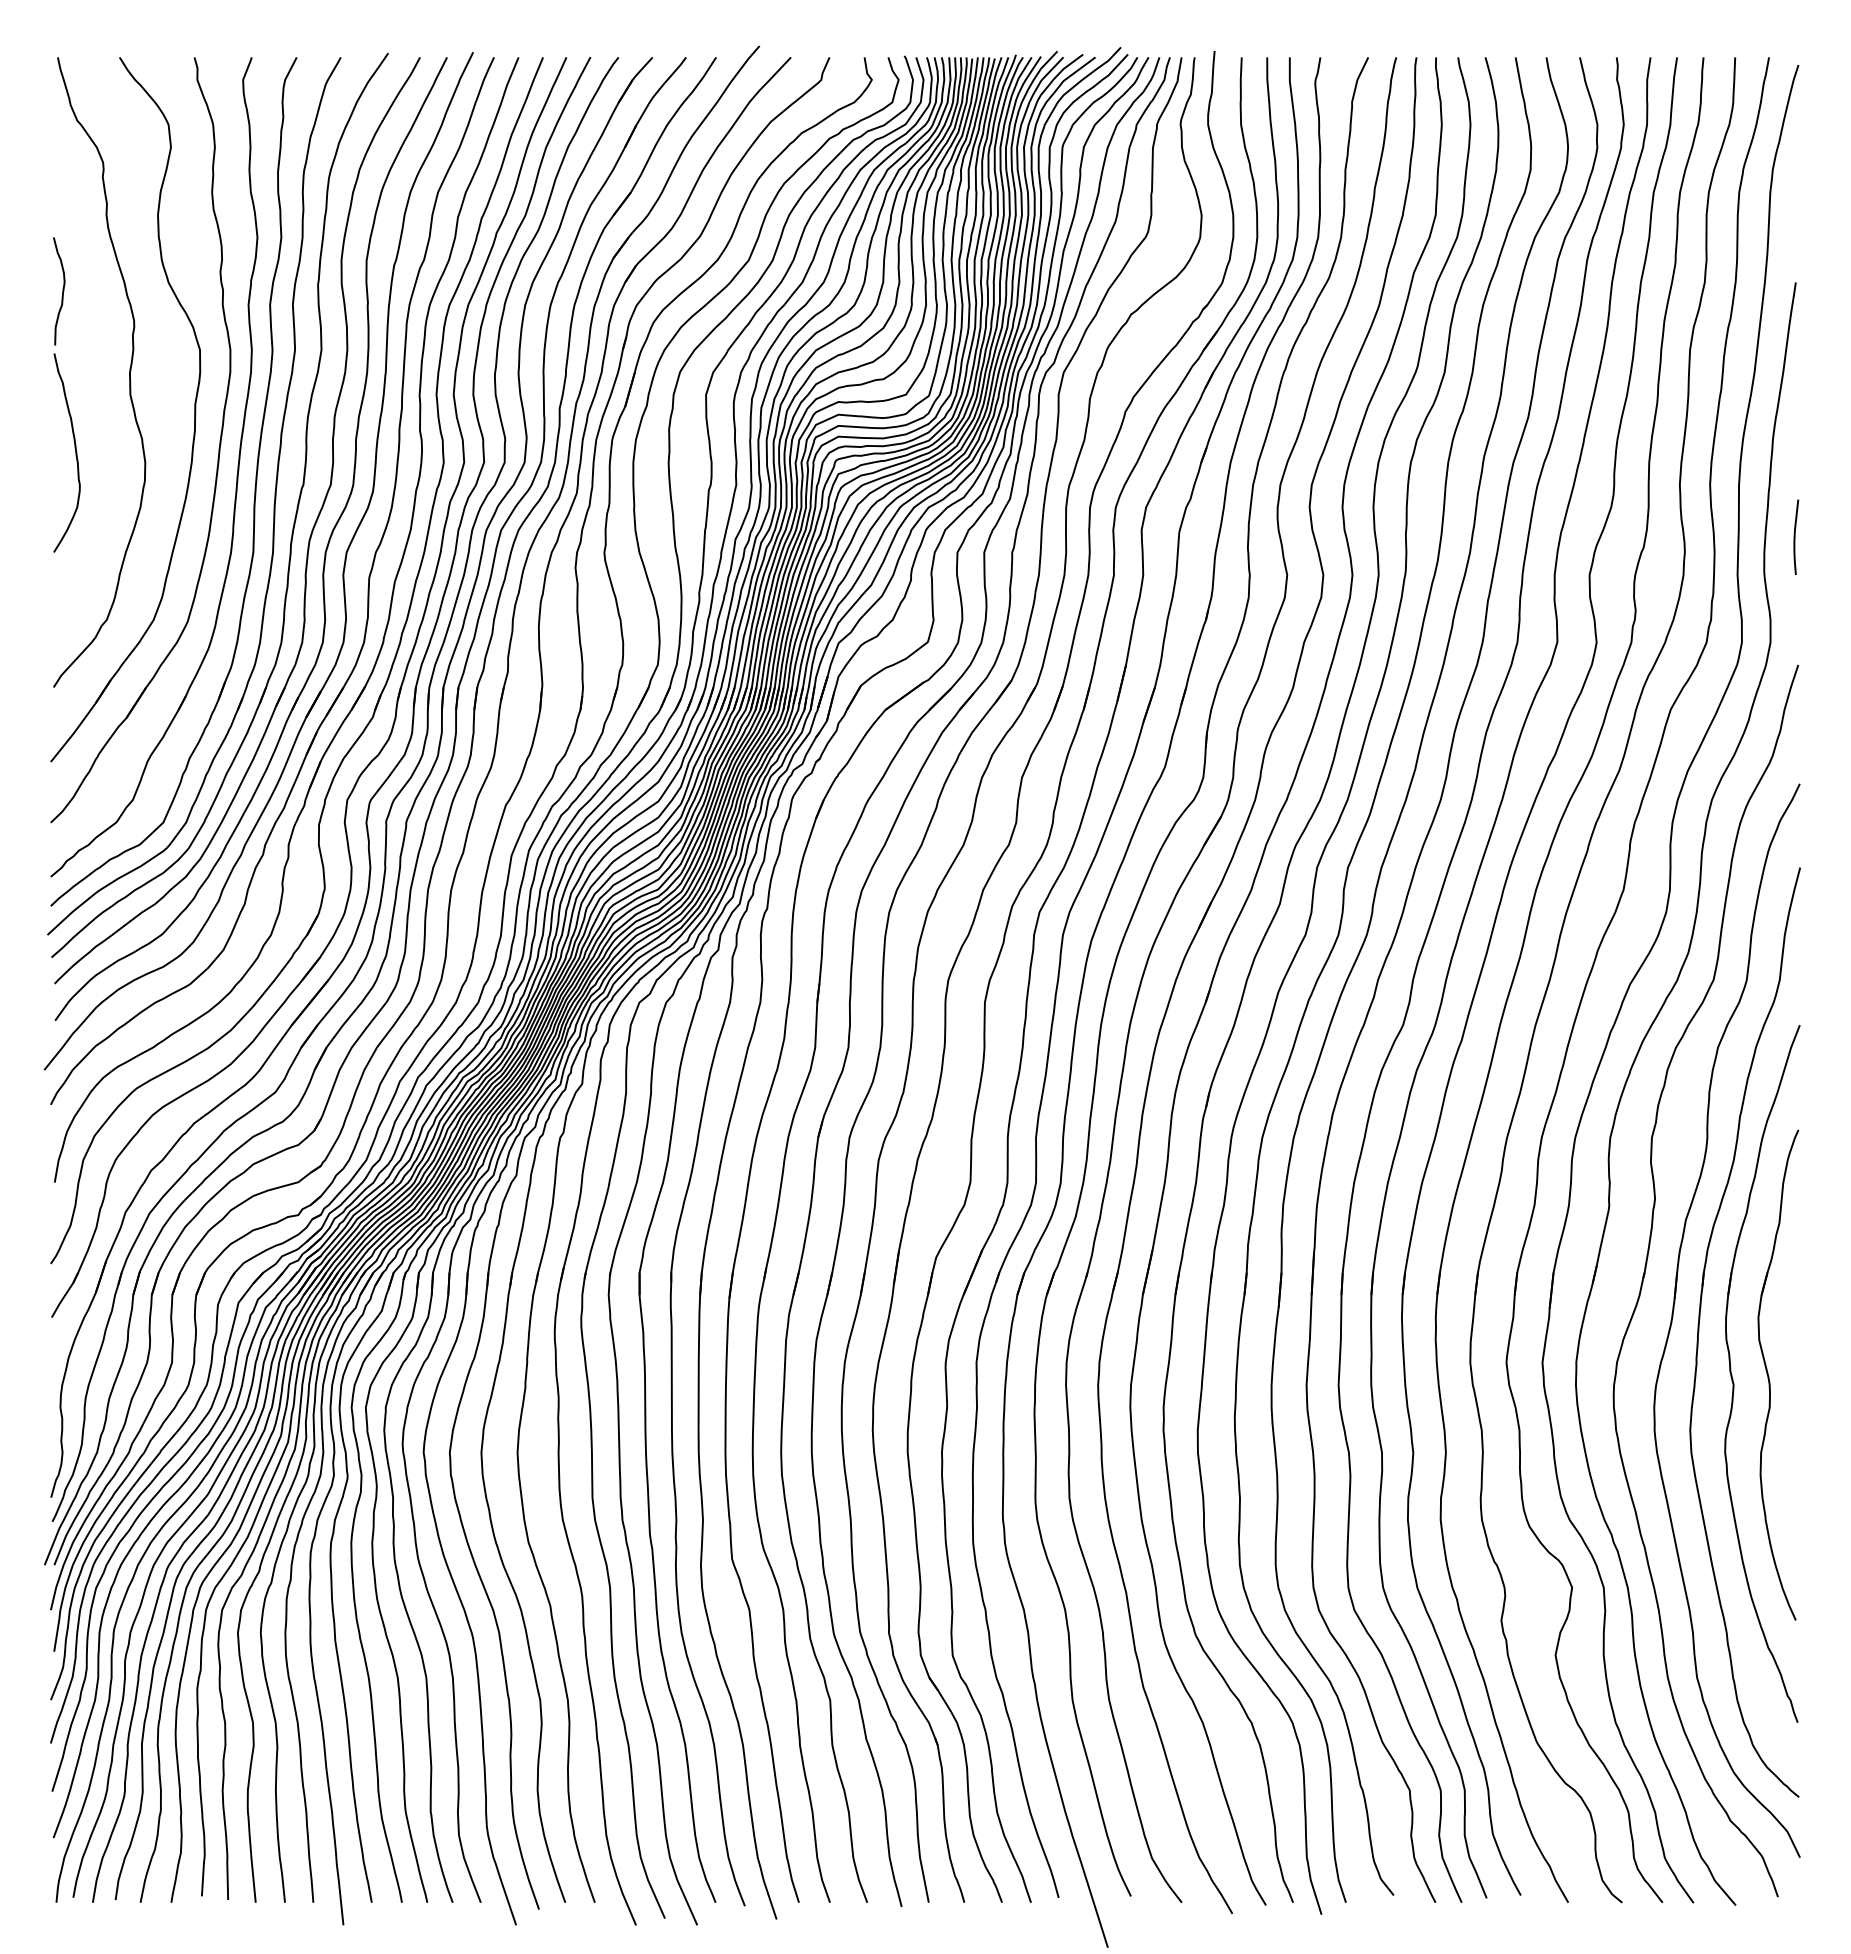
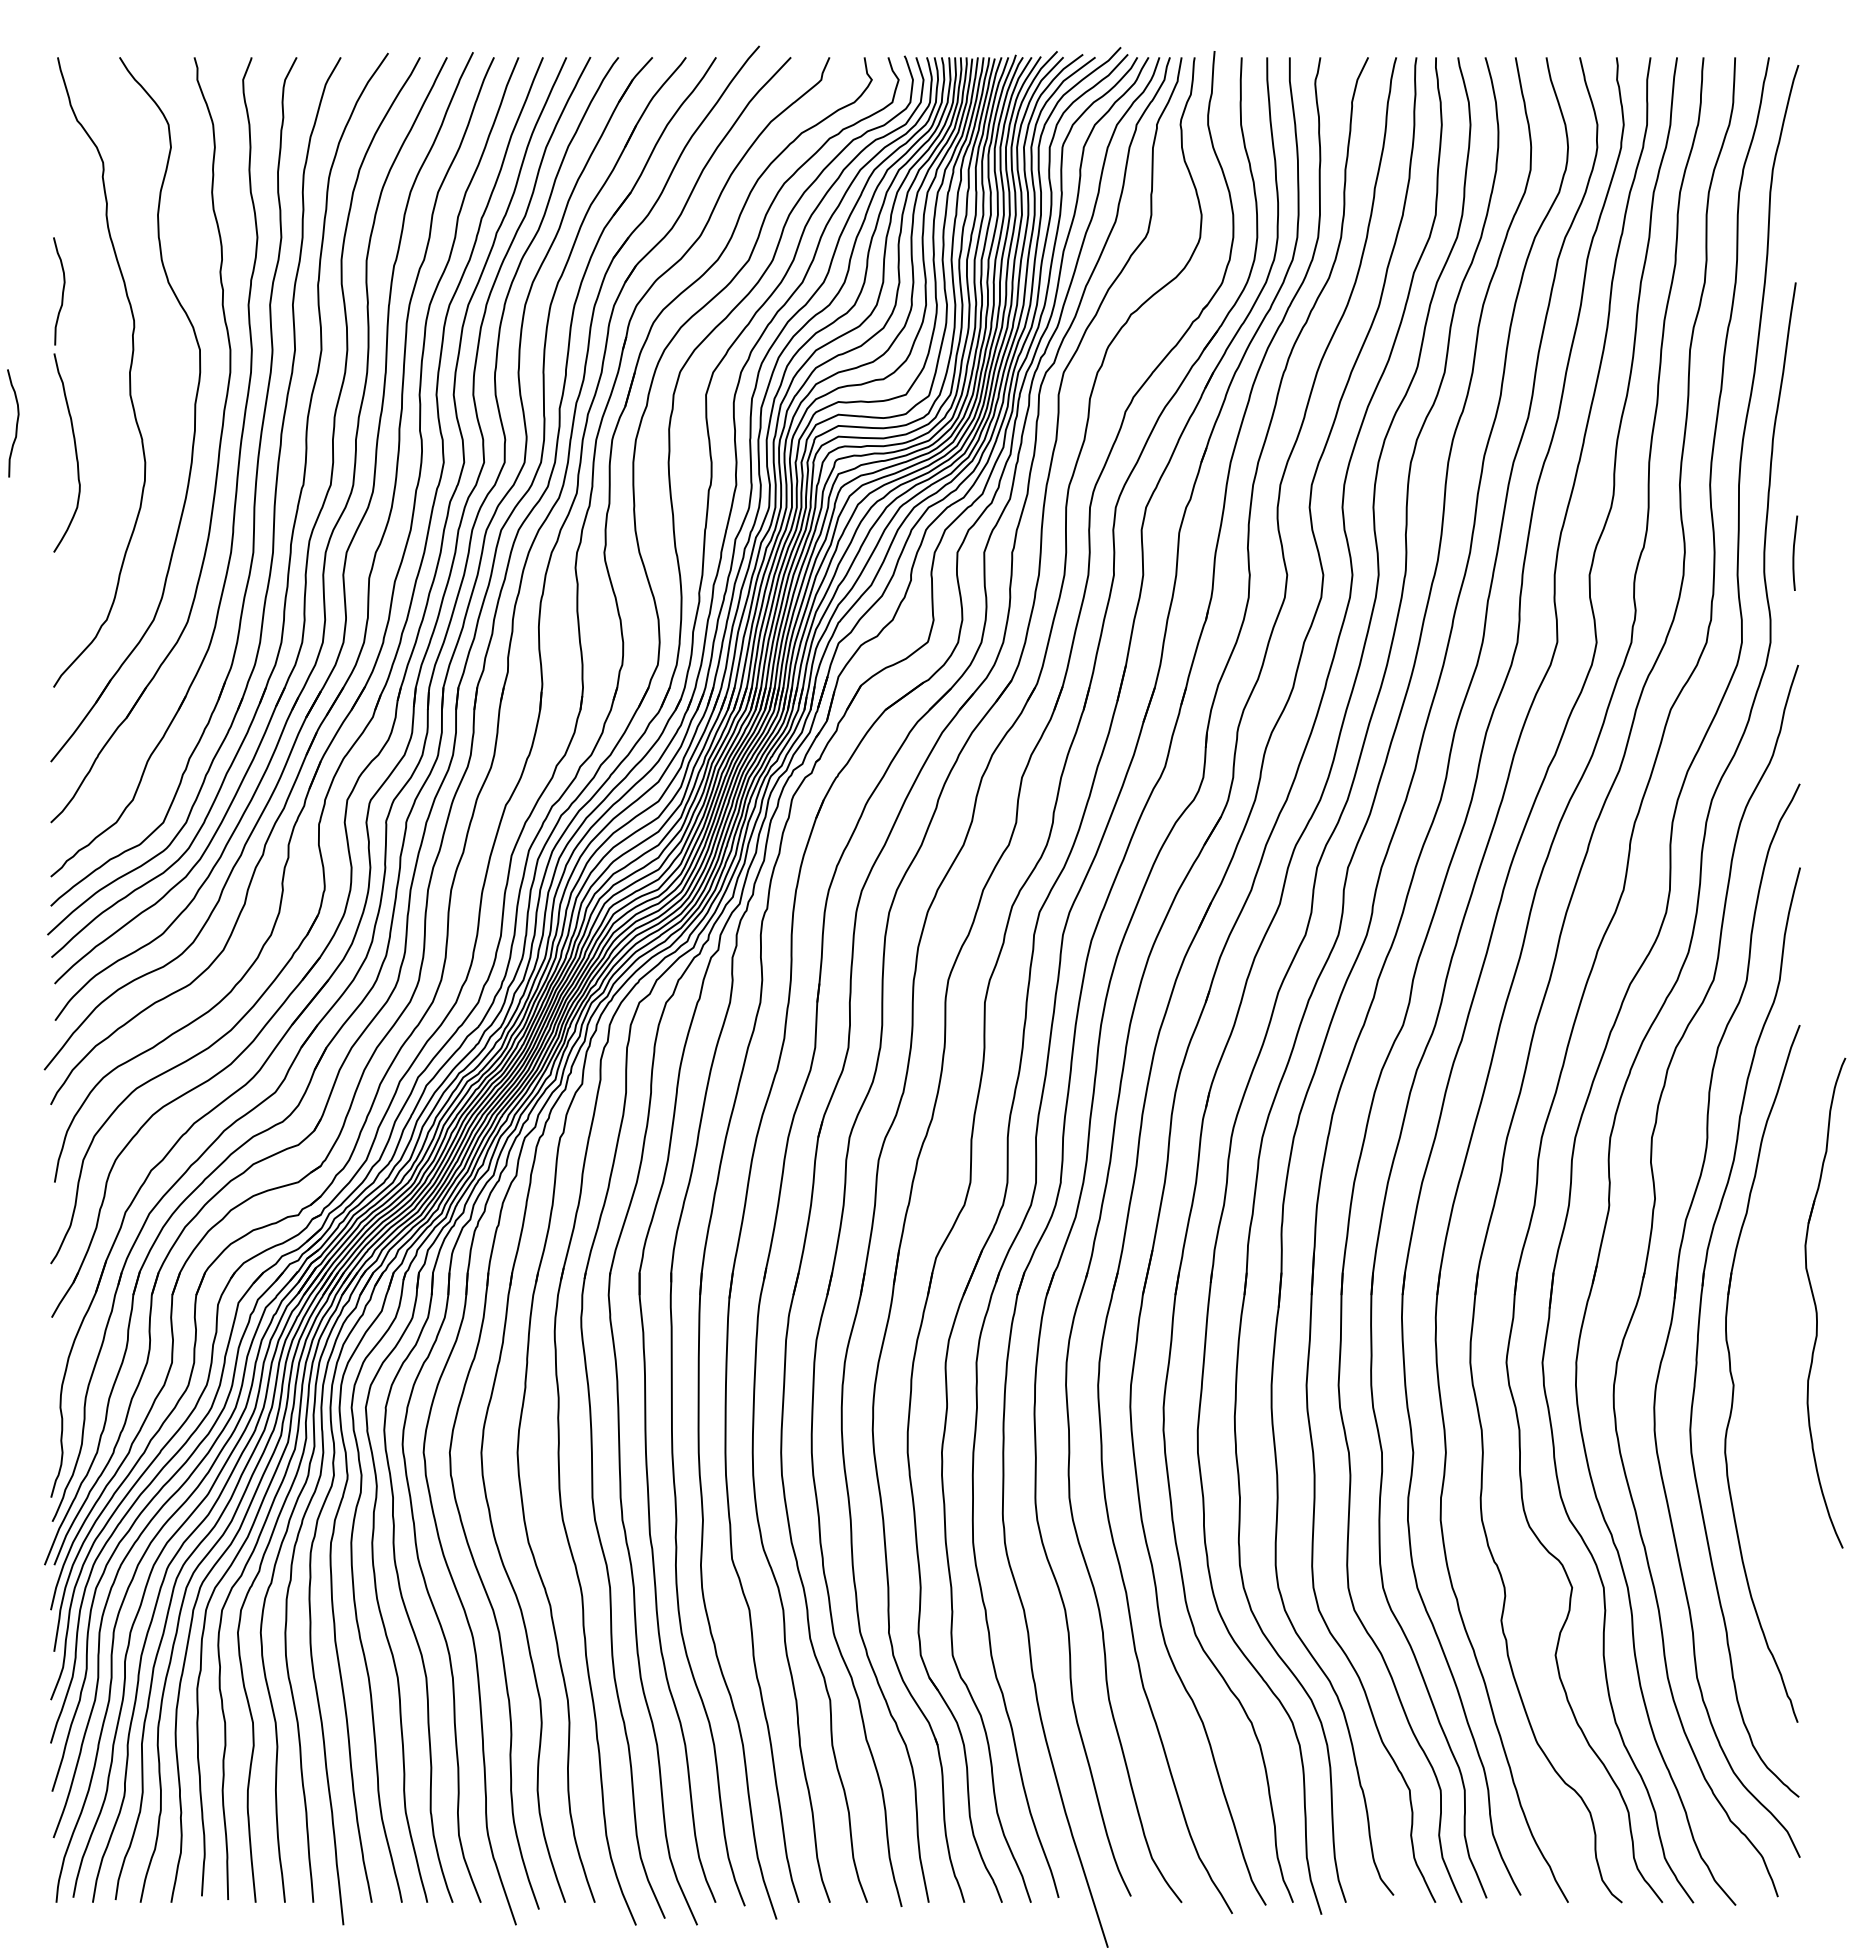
curve: none -> present (16, 423)
curve position: (1795, 536) -> (1794, 552) (1794, 552)
part position: (1769, 1376) -> (1816, 1304) (1816, 1304)
